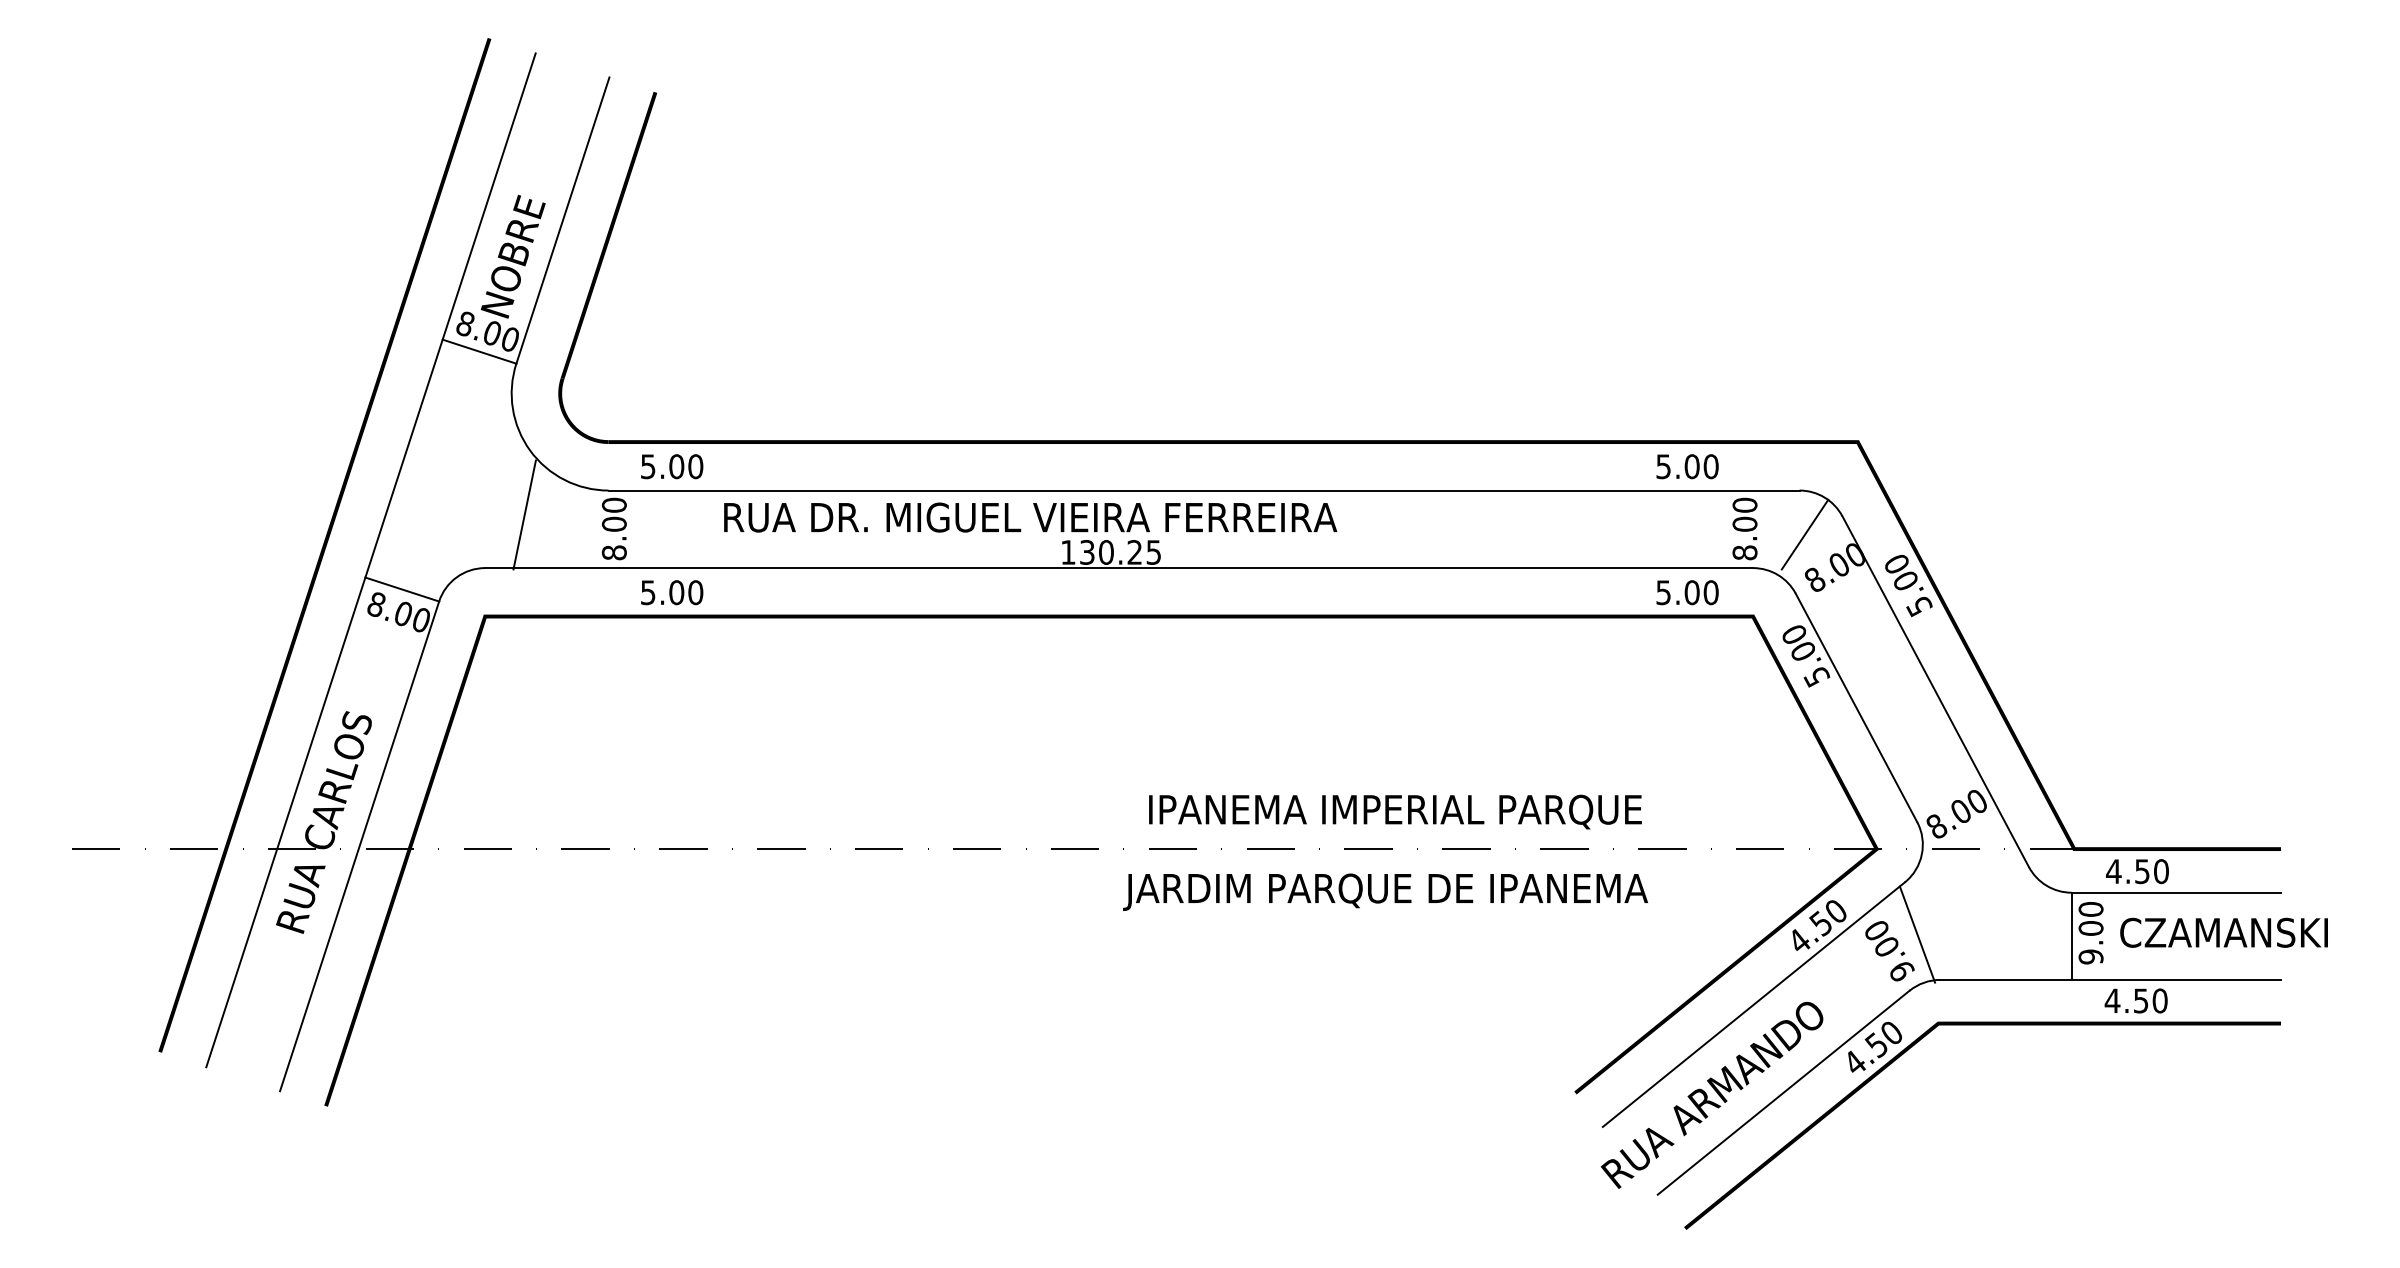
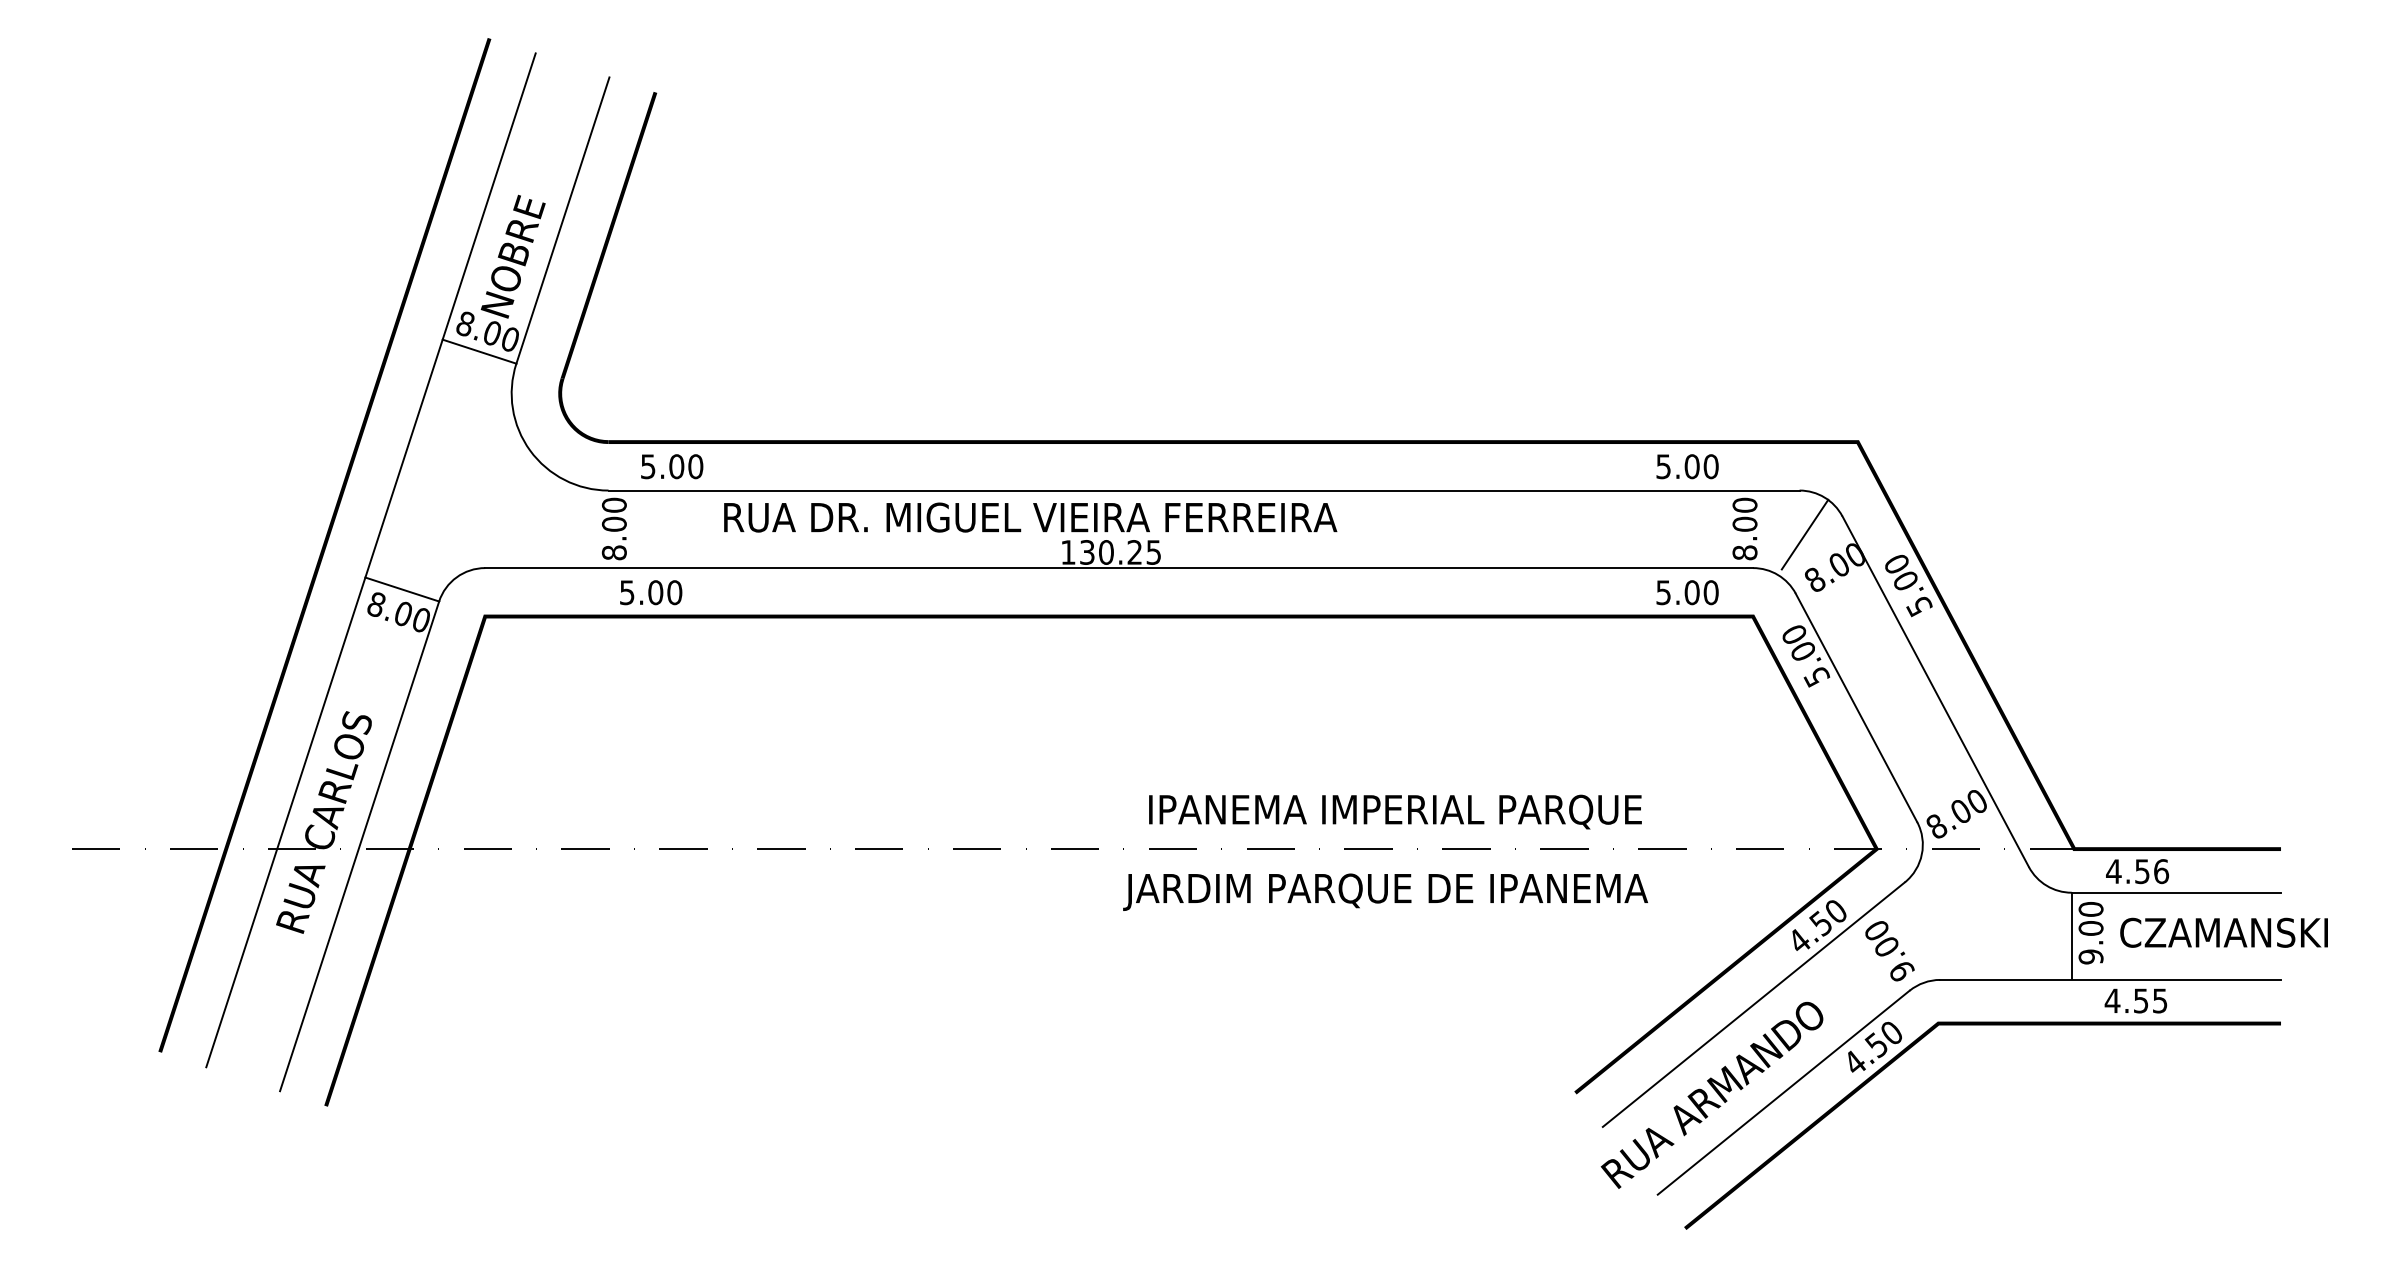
line: present -> none (524, 514)
text position: (672, 592) -> (651, 592) (651, 592)
text: 4.50 -> 4.56 (2161, 871)
line: present -> none (1917, 934)
text: 4.50 -> 4.55 (2159, 1000)
